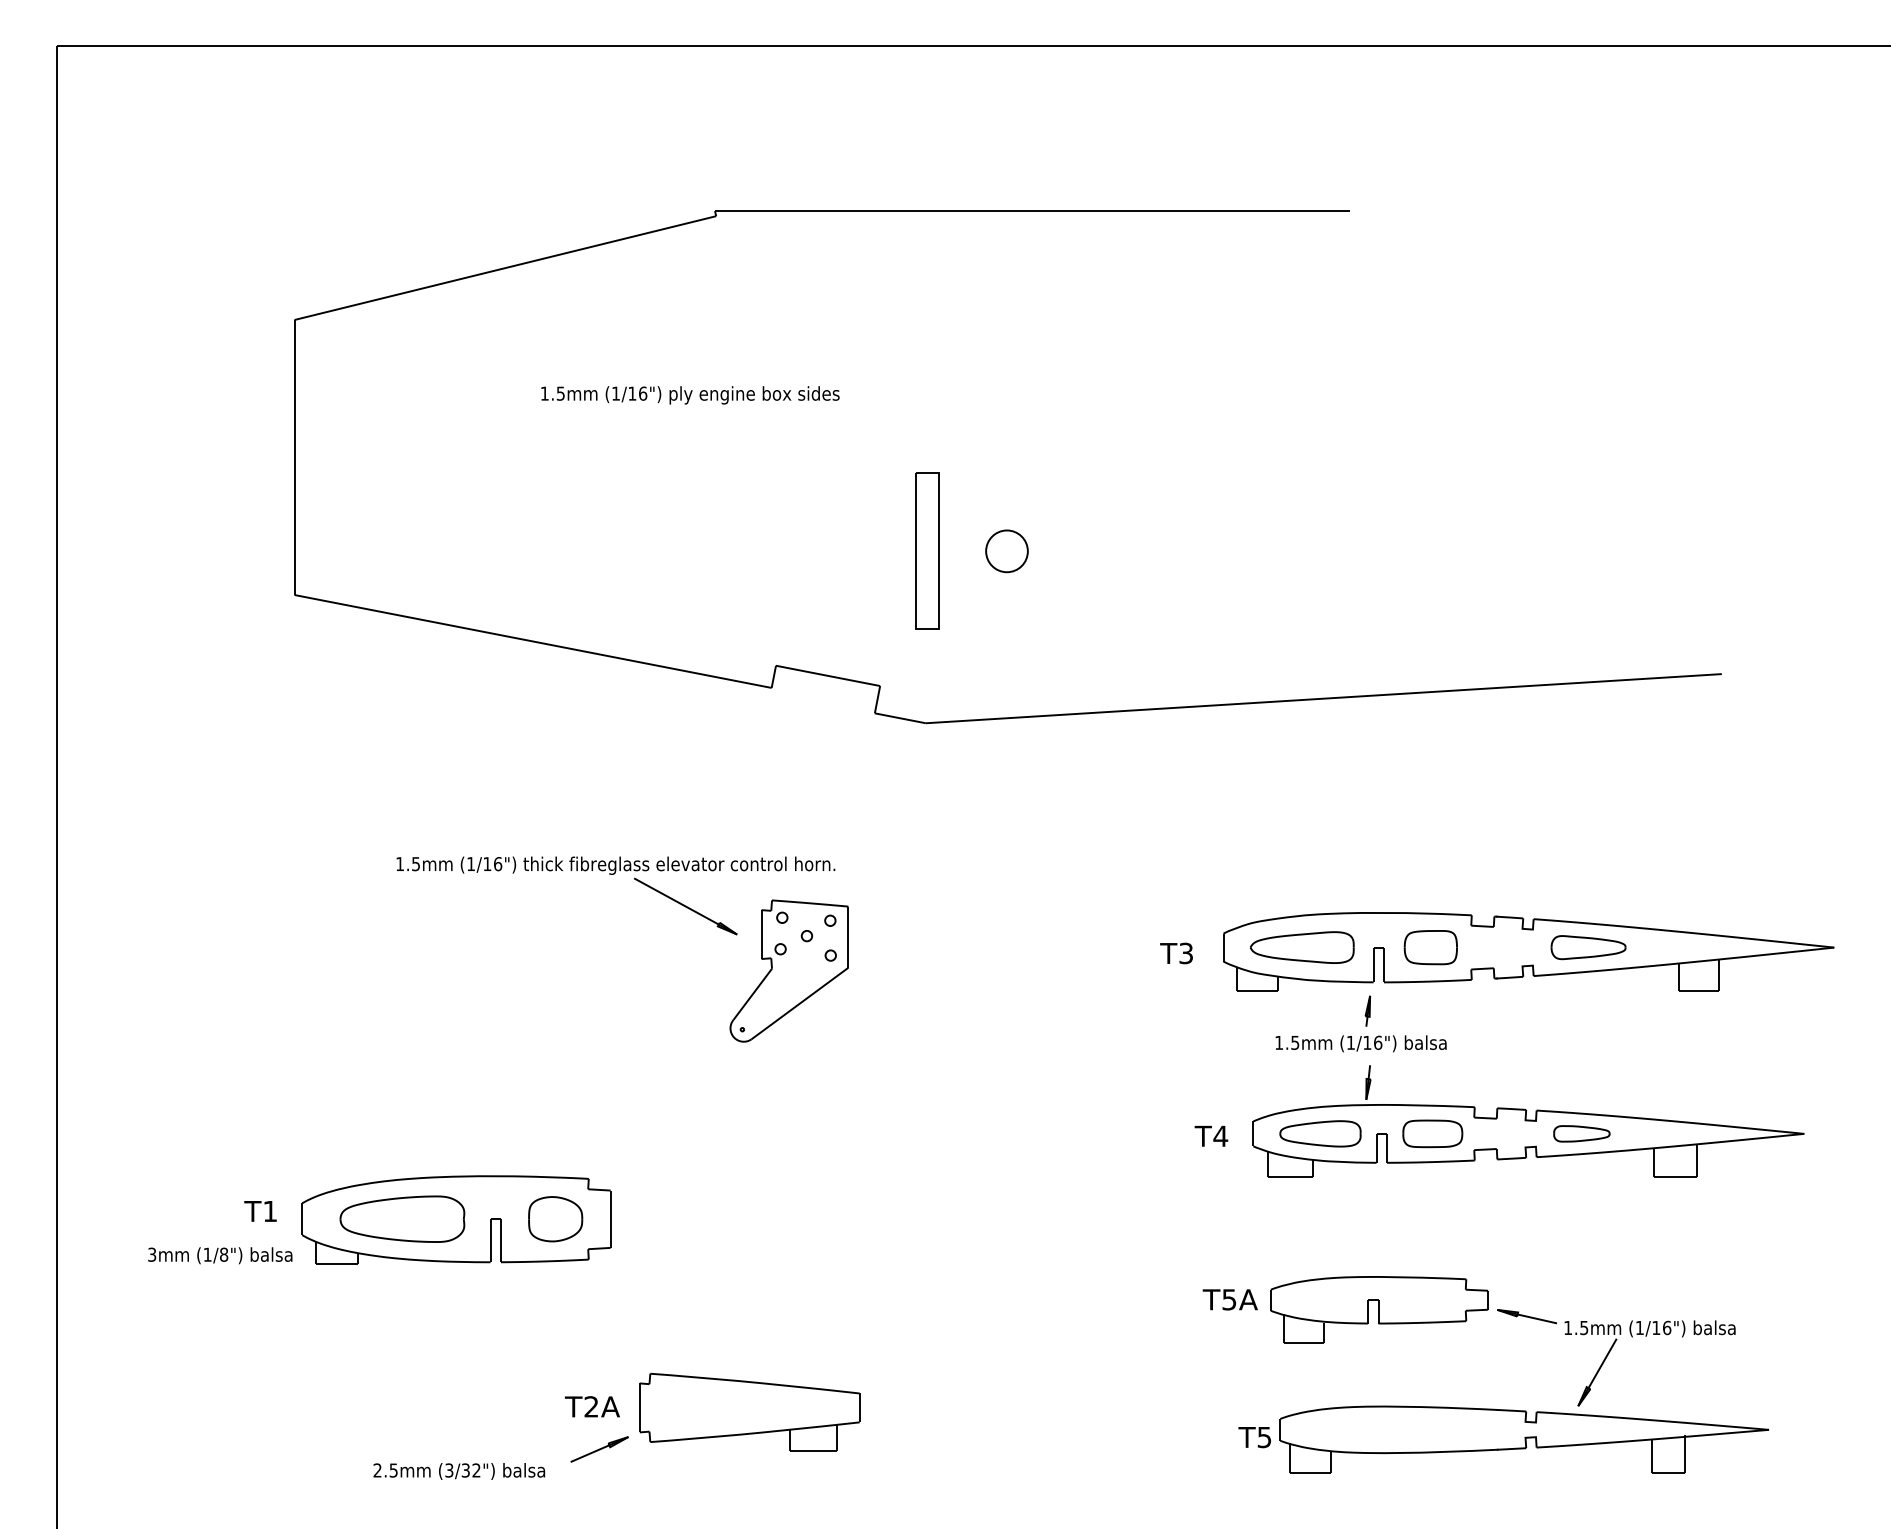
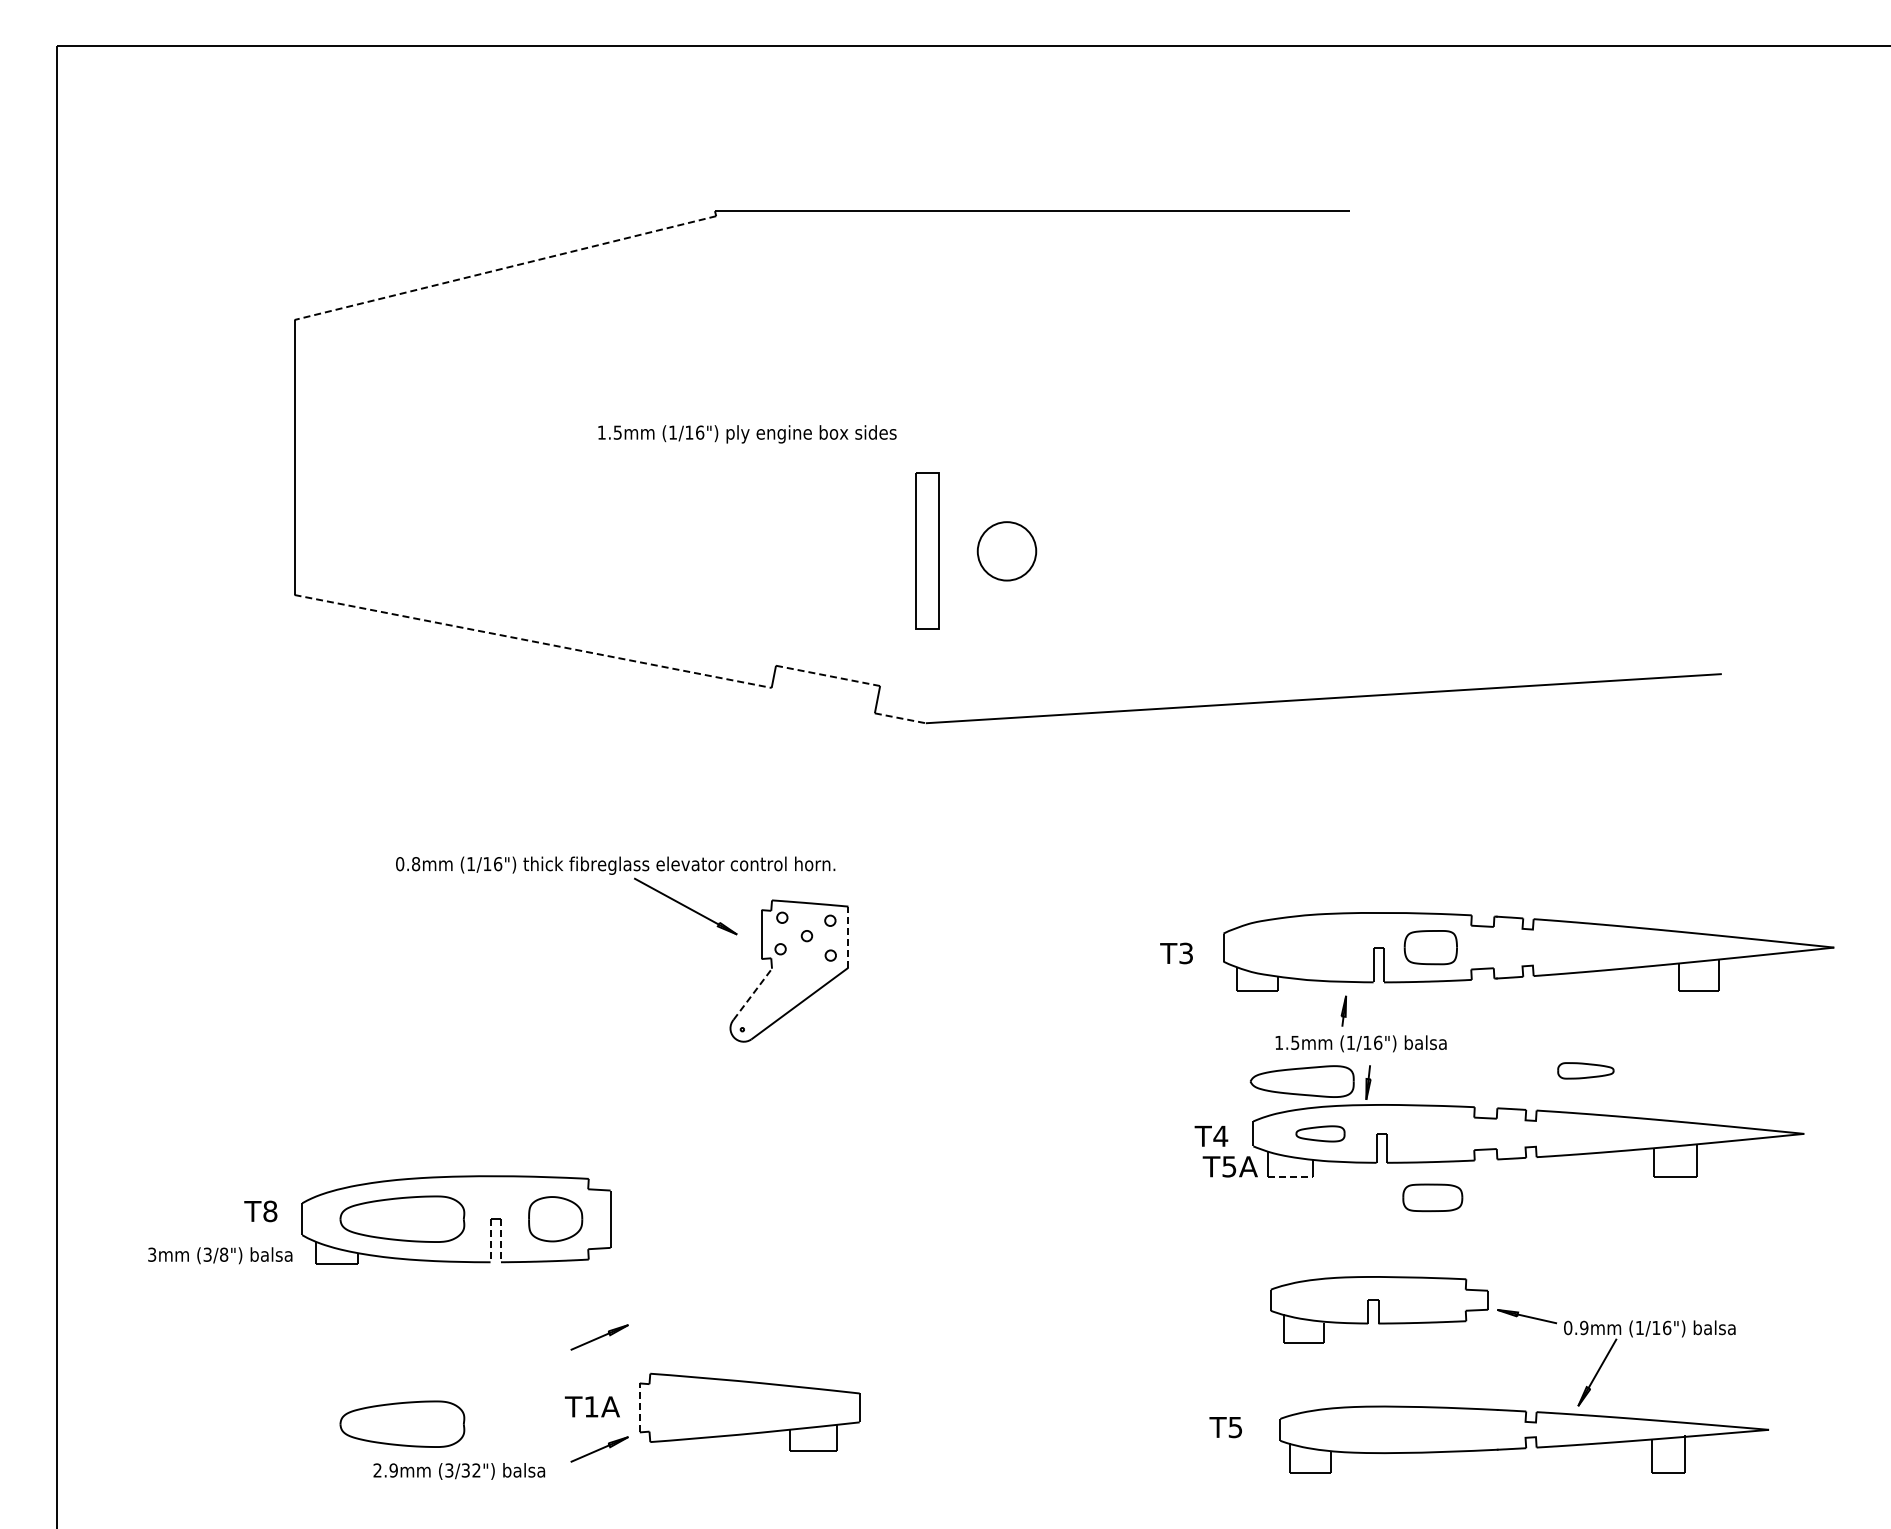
line: solid -> dashed (504, 268)
text position: (690, 395) -> (747, 434) (747, 434)
circle diameter: 42 px -> 58 px (1006, 551)
line: solid -> dashed (533, 641)
line: solid -> dashed (828, 675)
line: solid -> dashed (900, 718)
text: 1.5mm -> 0.8mm (408, 864)
line: solid -> dashed (848, 937)
part position: (1301, 947) -> (1301, 1081) (1301, 1081)
part: present -> none (1588, 947)
line: solid -> dashed (753, 993)
part position: (1367, 1010) -> (1343, 1010) (1343, 1010)
part size: 83x28 px -> 51x18 px (1320, 1133)
part position: (1432, 1133) -> (1432, 1197) (1432, 1197)
part position: (1581, 1133) -> (1585, 1070) (1585, 1070)
line: solid -> dashed (1291, 1176)
text: T1 -> T8 (270, 1211)
line: solid -> dashed (490, 1240)
line: solid -> dashed (500, 1240)
text: (1/8") -> (3/8") (207, 1254)
text position: (1229, 1299) -> (1229, 1166) (1229, 1166)
text: 1.5mm -> 0.9mm (1576, 1327)
part: none -> present (599, 1337)
text: T2A -> T1A (591, 1406)
line: solid -> dashed (639, 1407)
part: none -> present (402, 1423)
text position: (1254, 1437) -> (1225, 1427) (1225, 1427)
text: 2.5mm -> 2.9mm (393, 1470)
